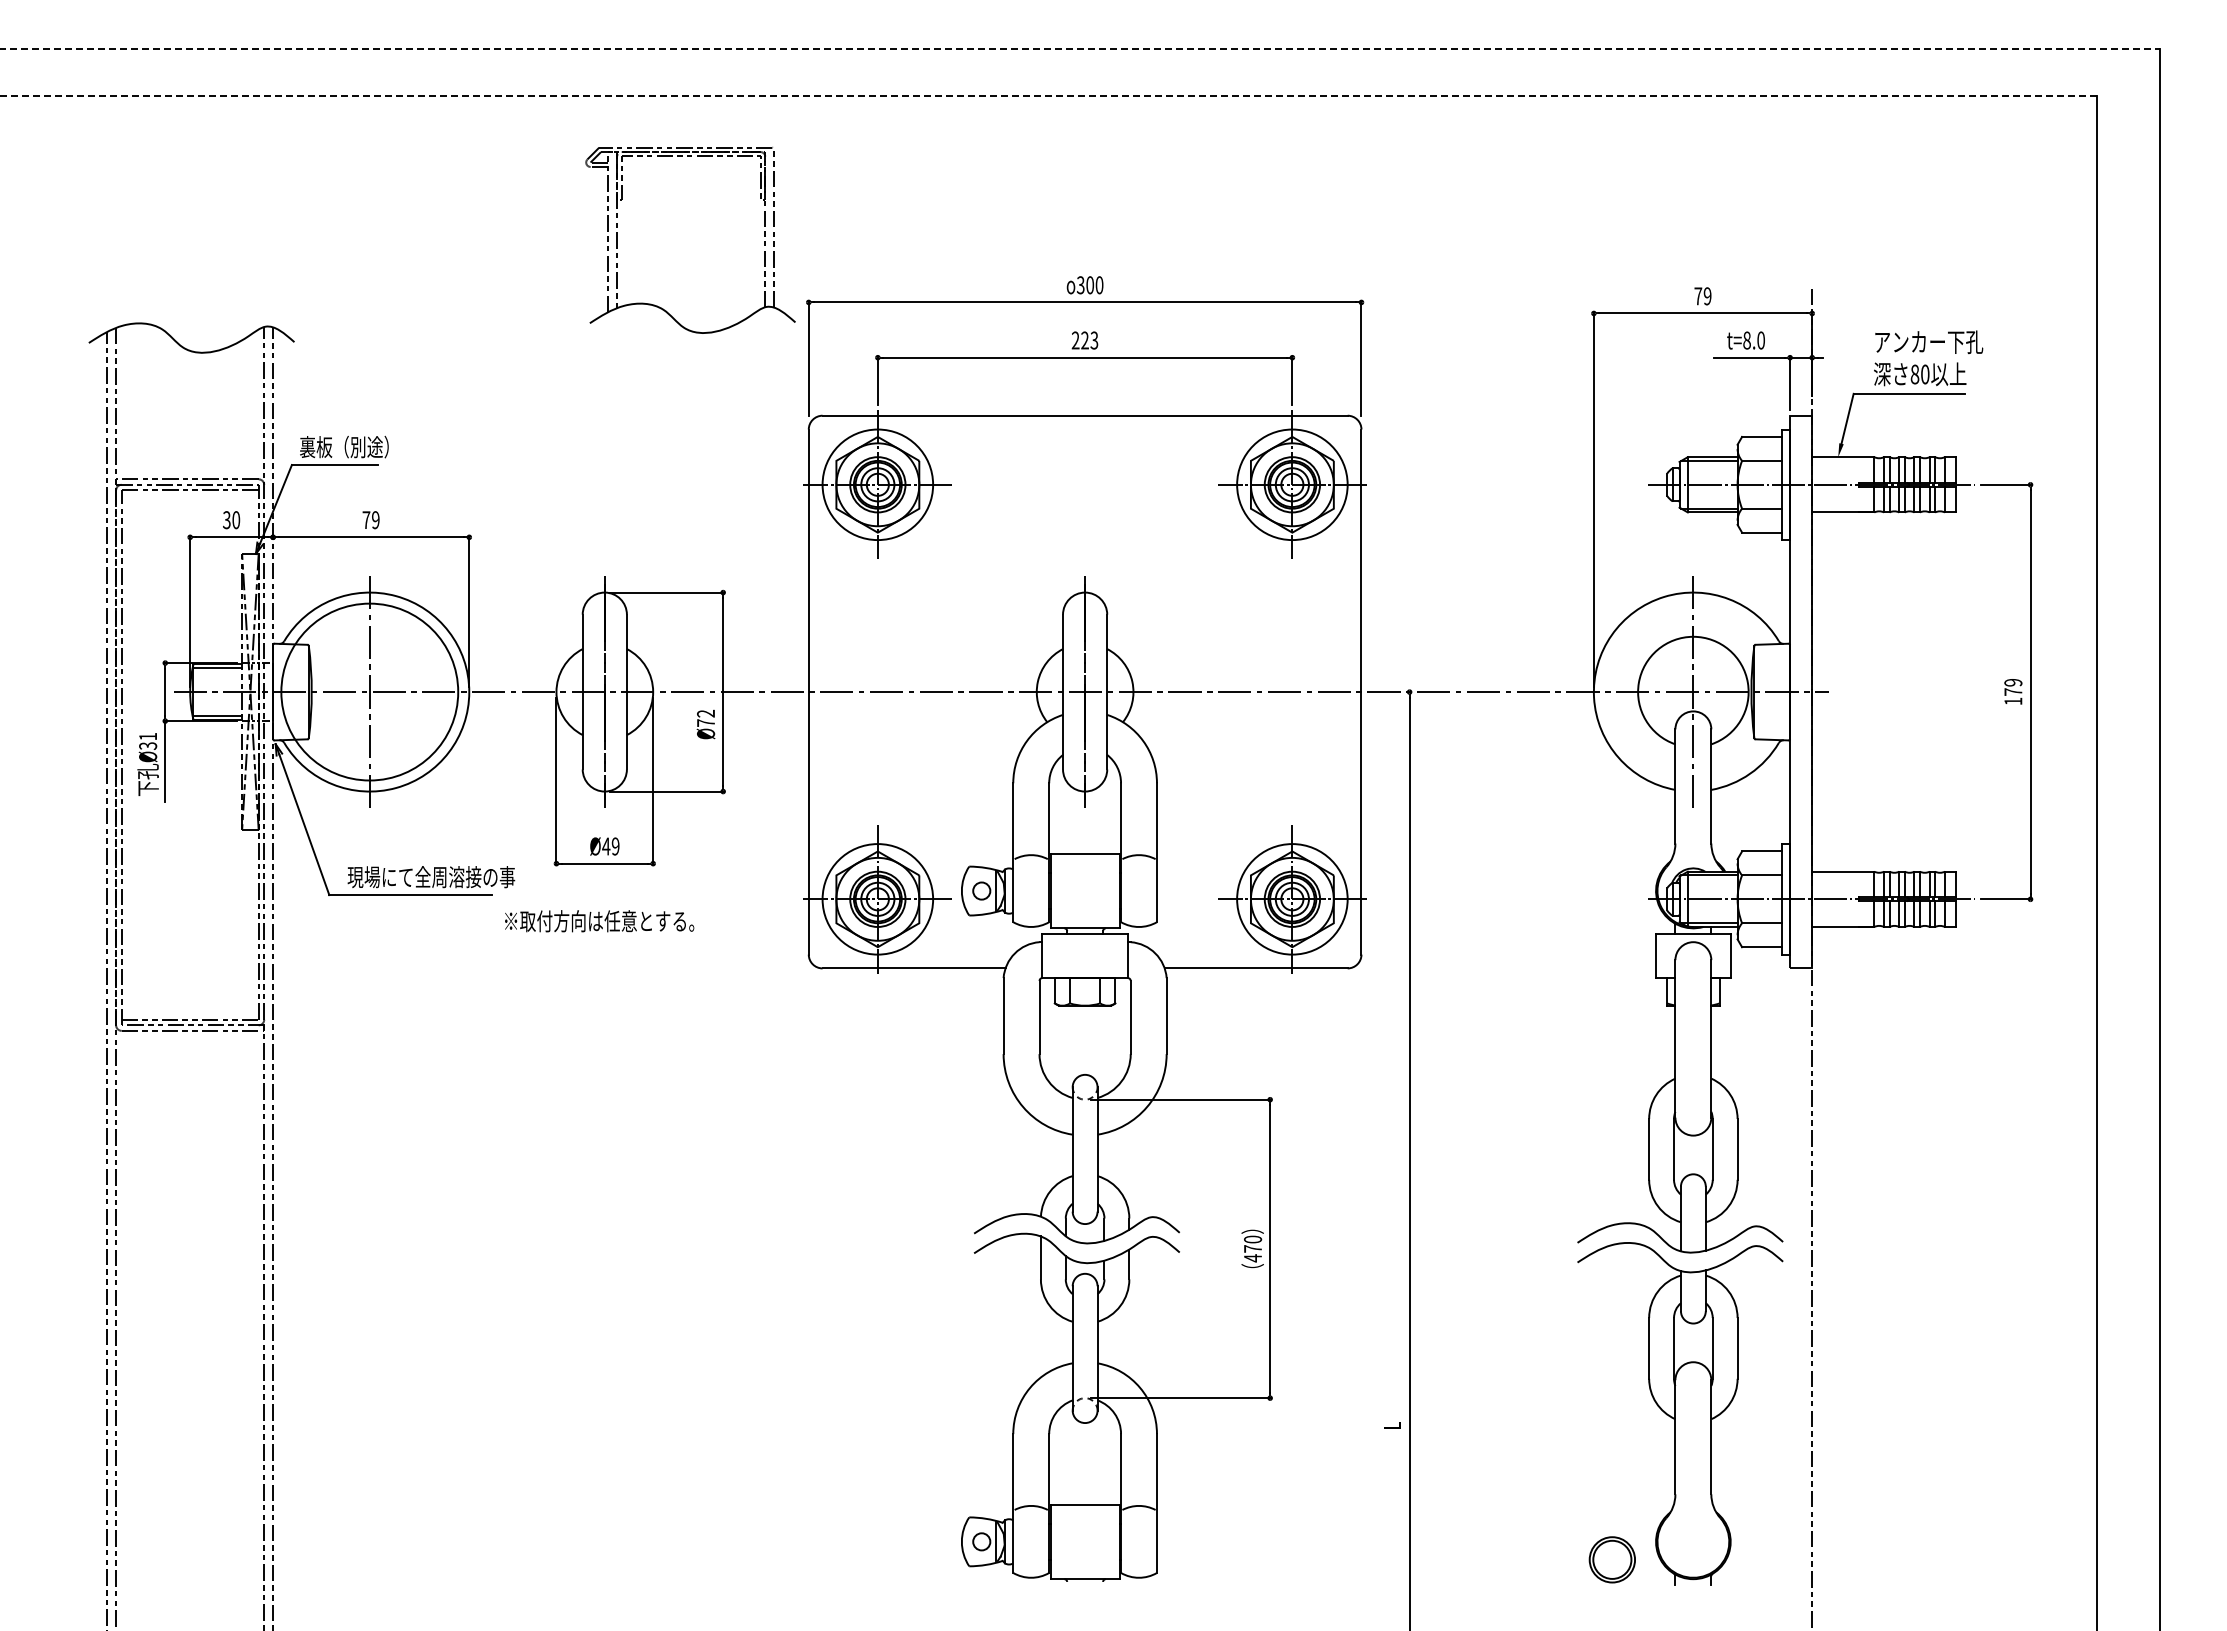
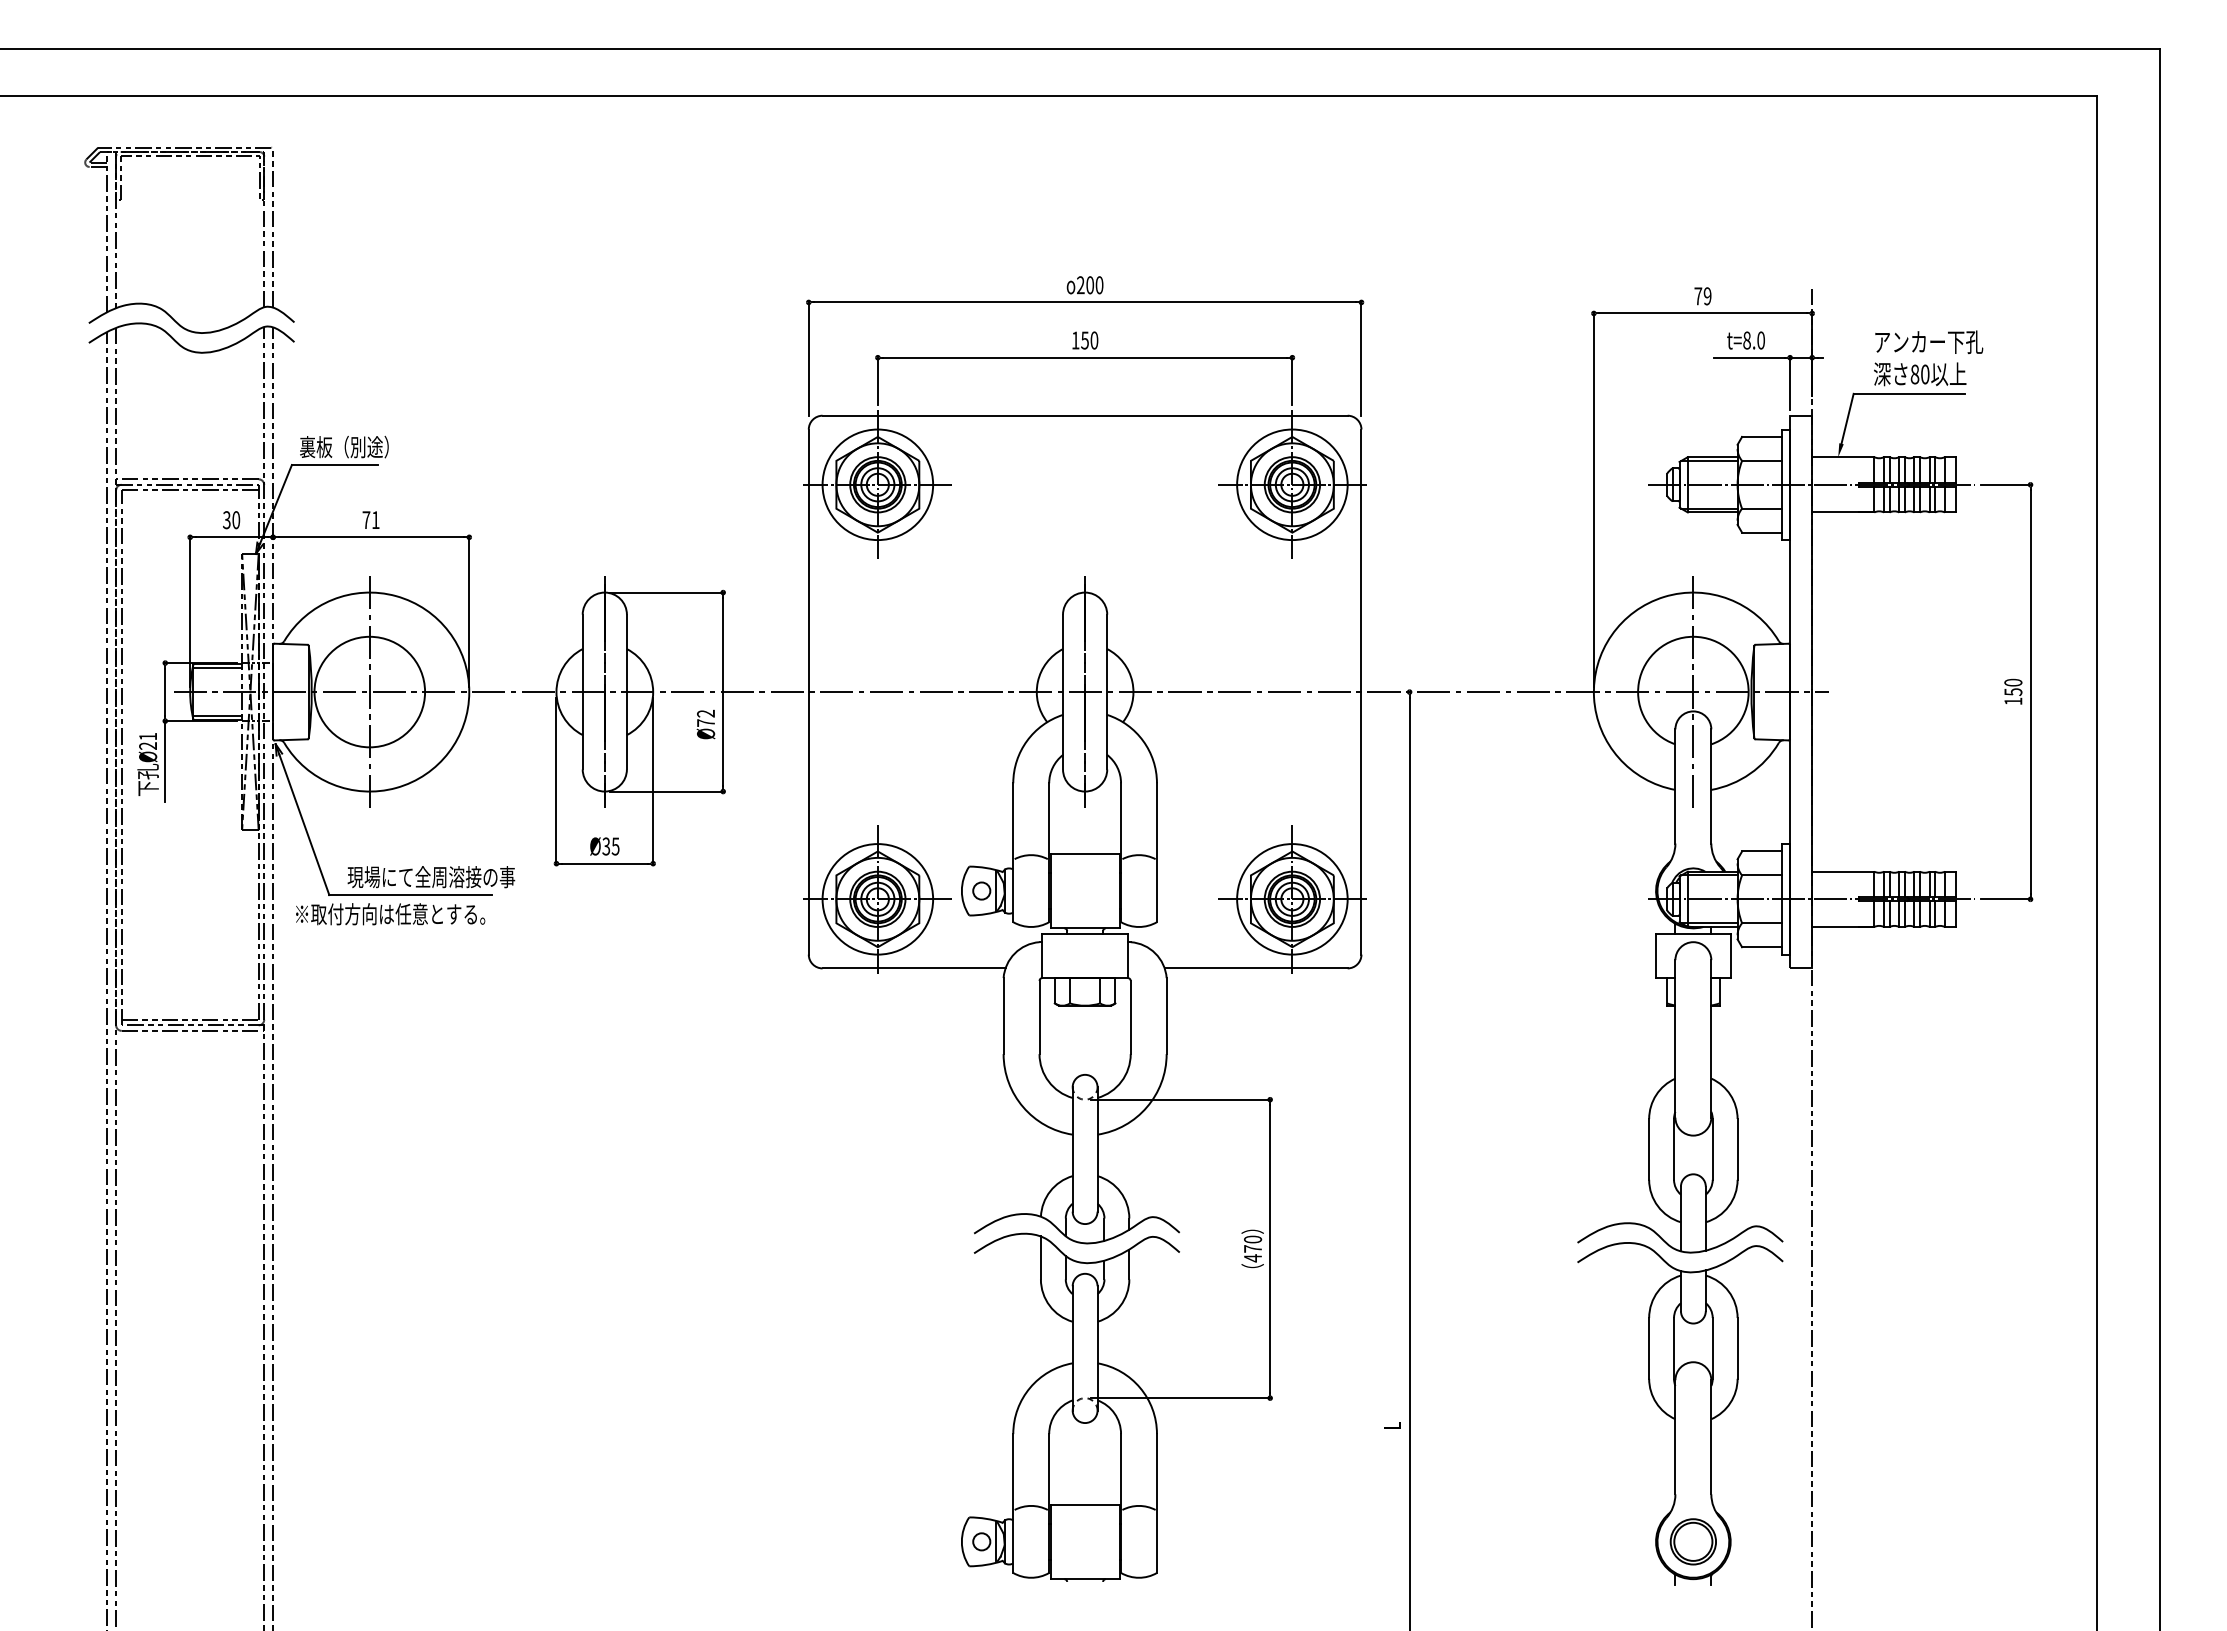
line: dashed -> solid (1080, 49)
line: dashed -> solid (1048, 96)
part position: (617, 239) -> (116, 239) (116, 239)
text: 300 -> 200 (1080, 285)
text: 223 -> 150 (1084, 340)
text: 79 -> 71 (375, 520)
text: 179 -> 150 (2013, 687)
circle diameter: 177 px -> 111 px (369, 691)
text: Ø31 -> Ø21 (148, 745)
text: Ø49 -> Ø35 (610, 846)
text position: (599, 921) -> (390, 914) (390, 914)
part position: (1611, 1559) -> (1692, 1541) (1692, 1541)
